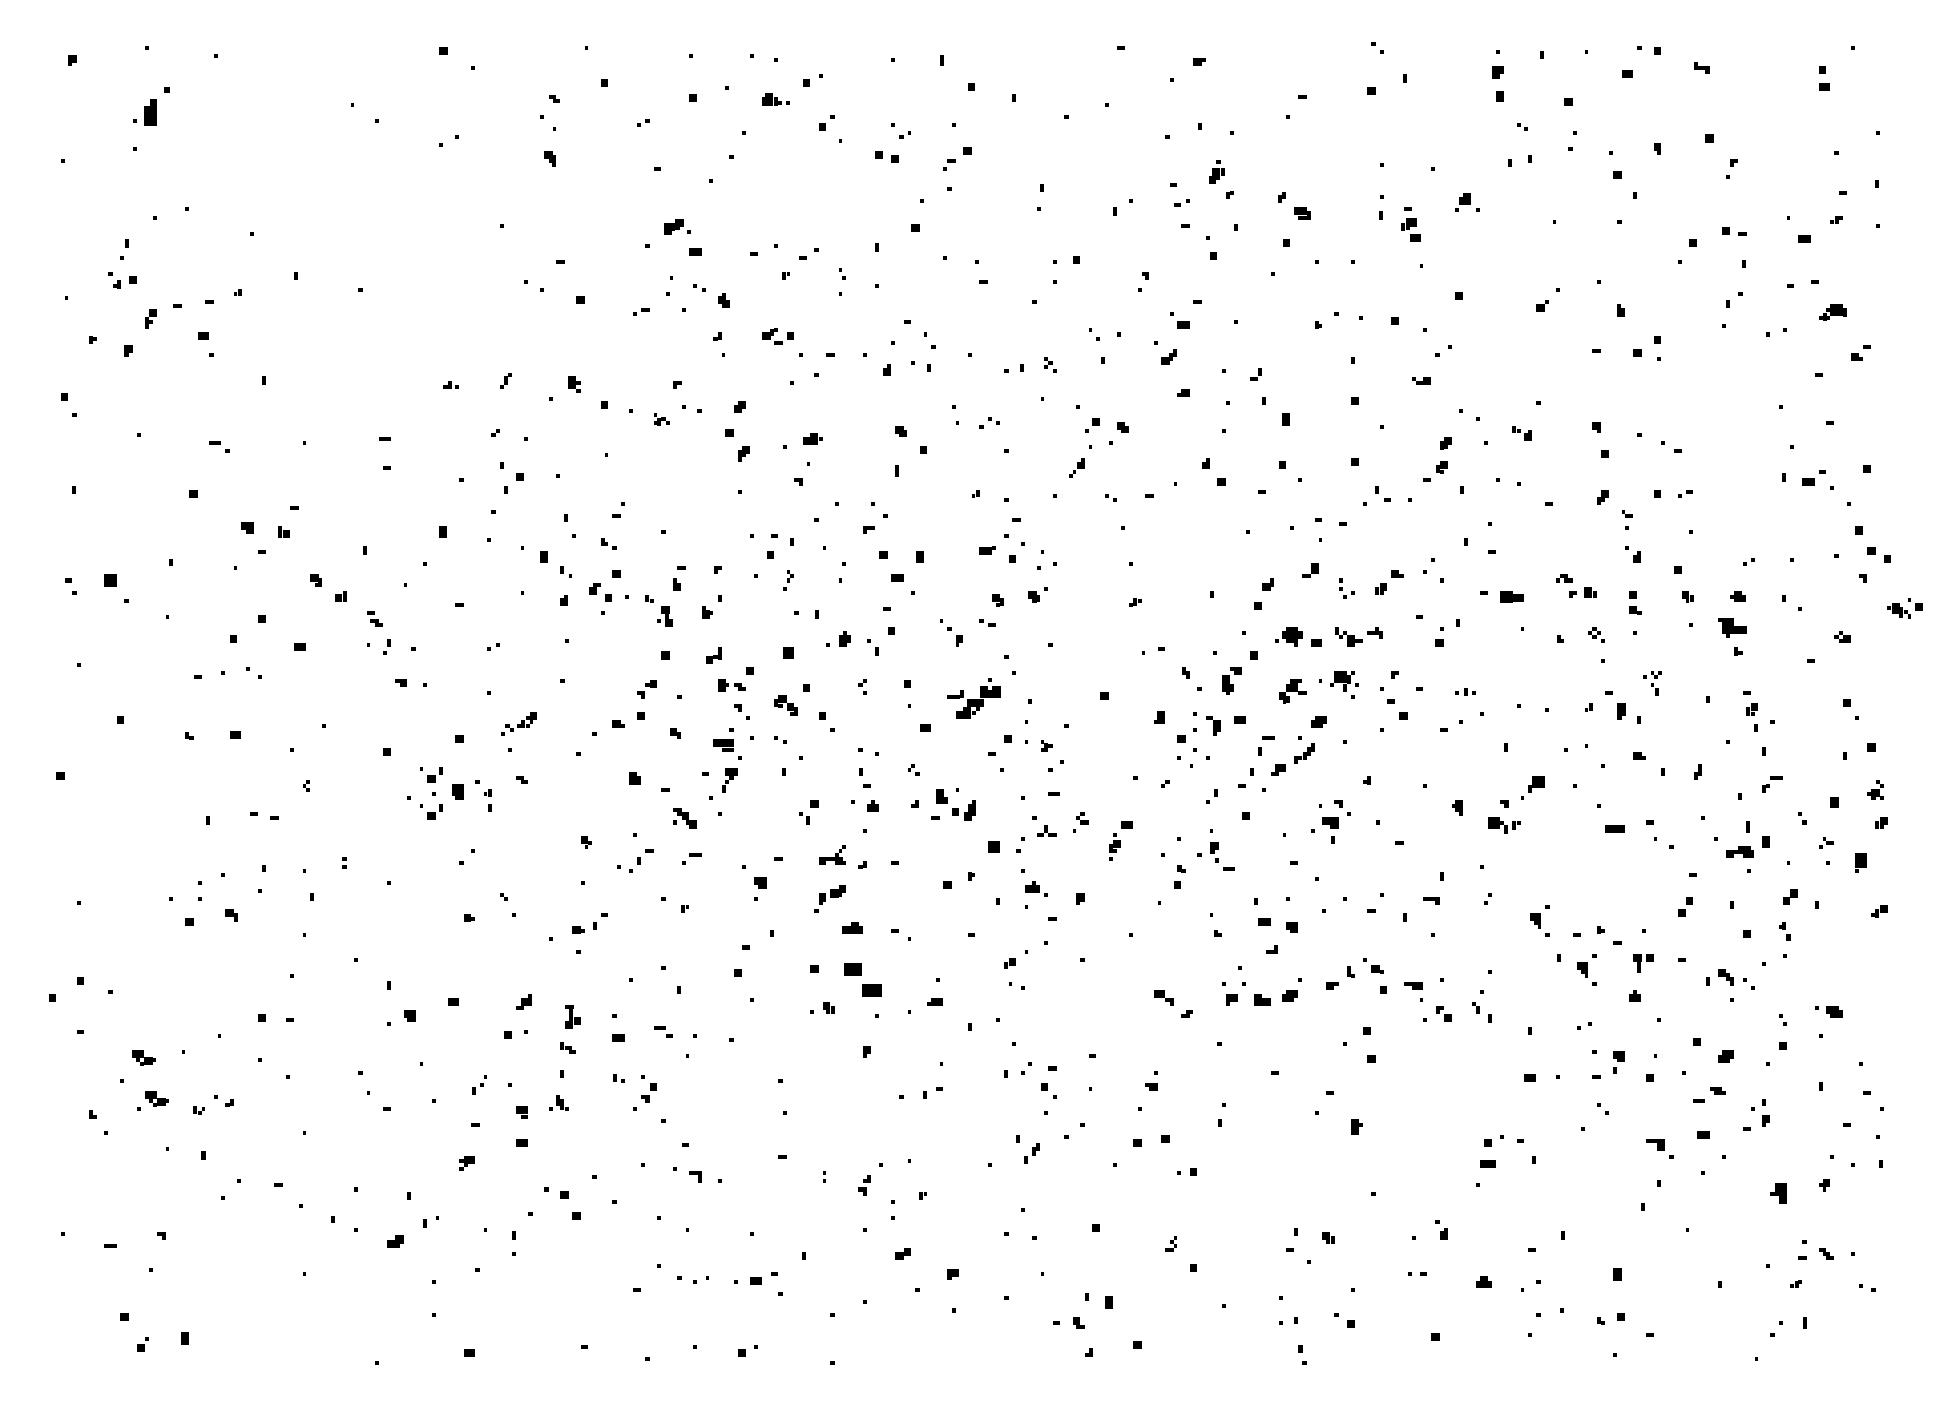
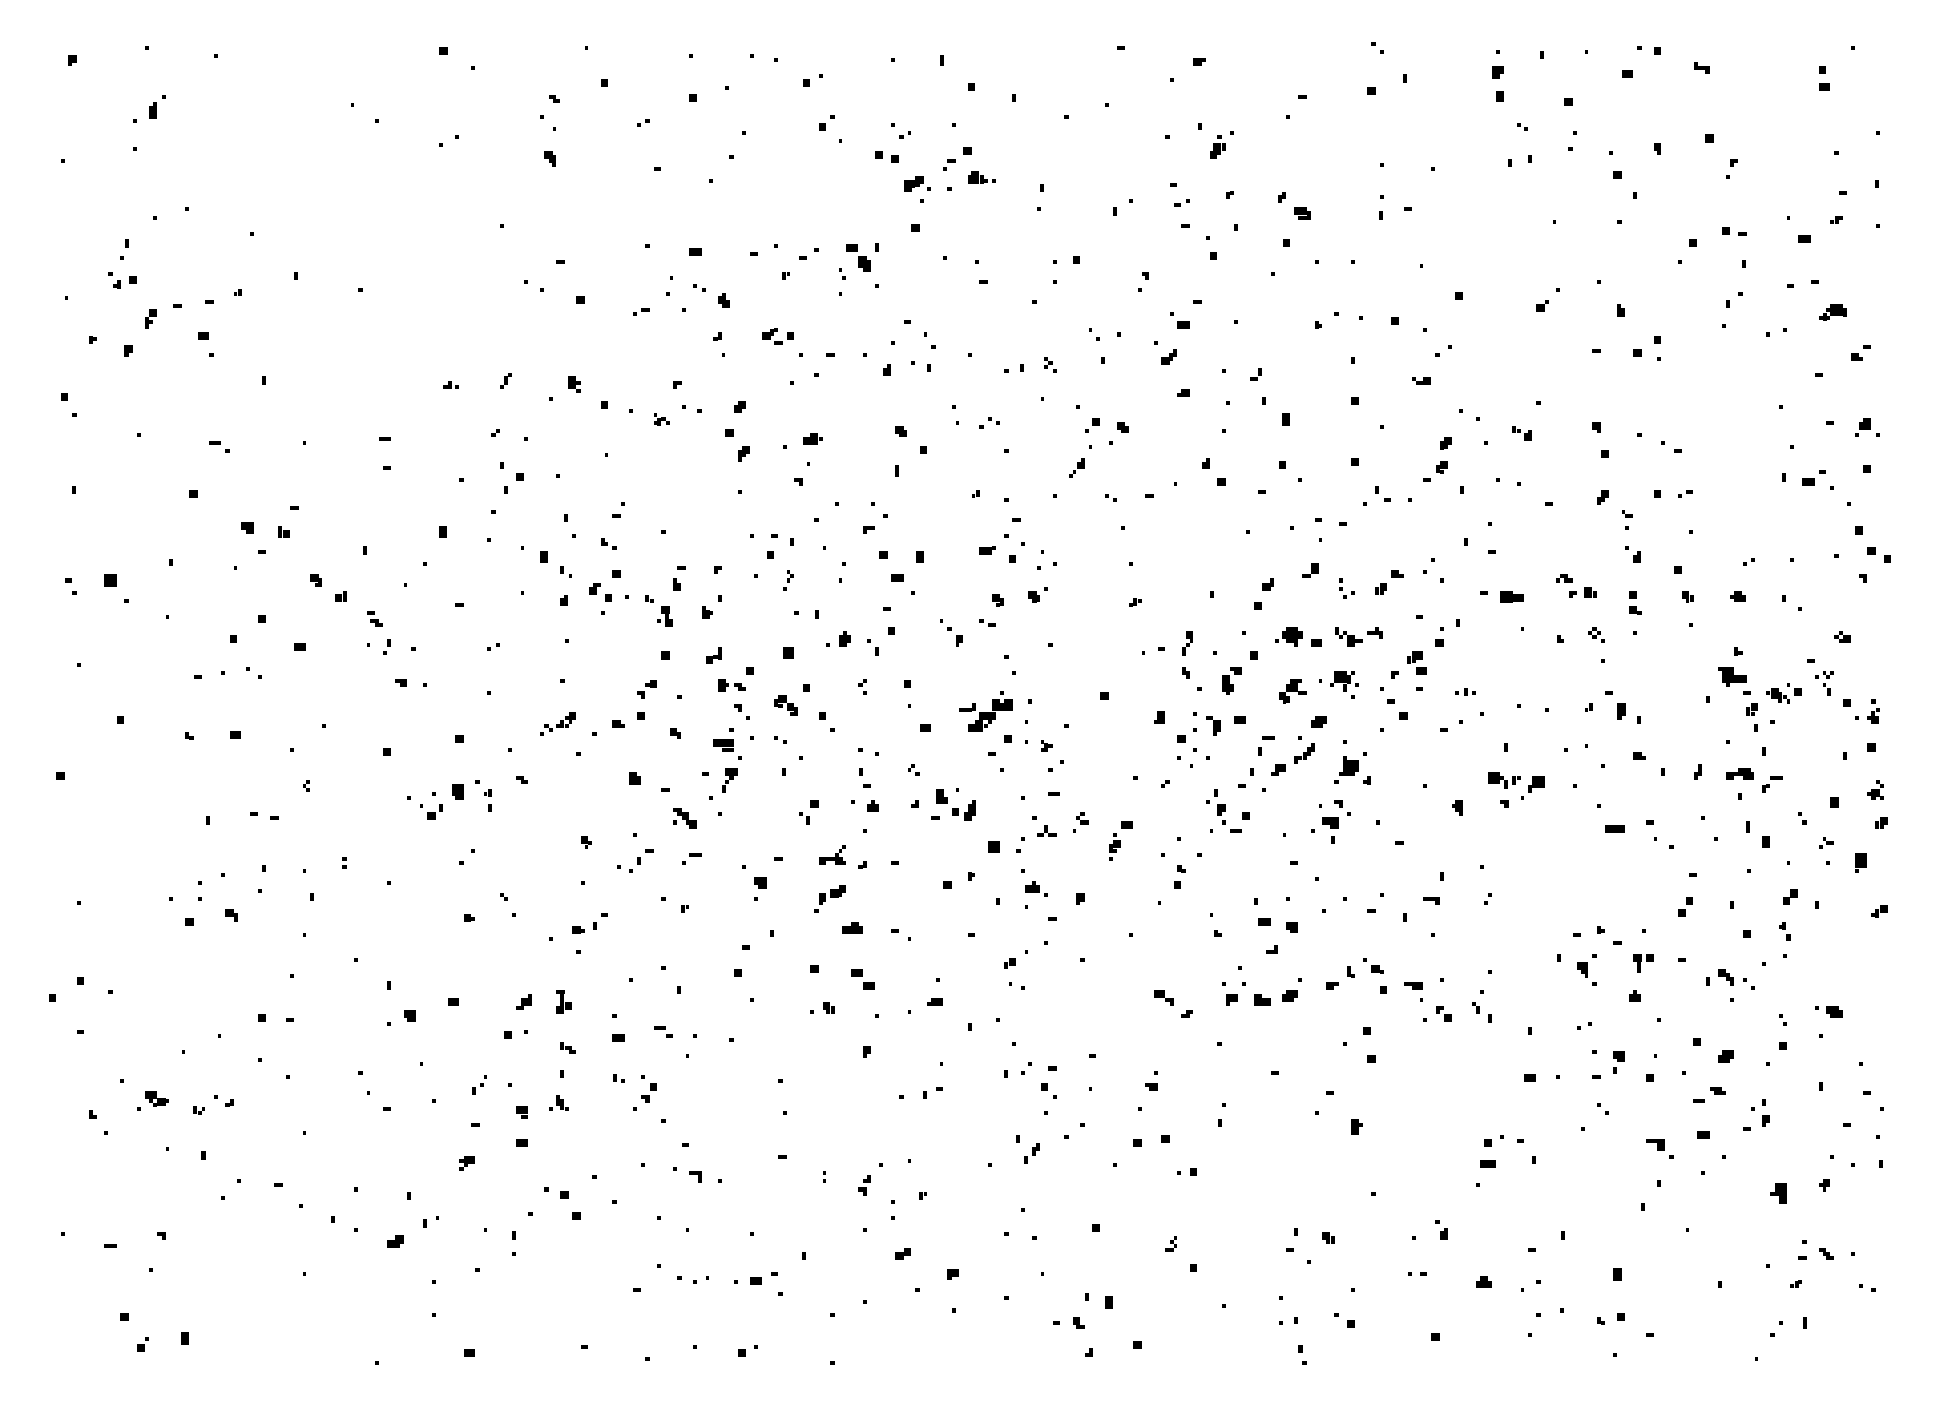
part position: (775, 99) -> (981, 177) (981, 177)
part size: 26x39 px -> 17x24 px (157, 106)
part position: (1216, 171) -> (1217, 146) (1217, 146)
part position: (1467, 202) -> (1867, 427) (1867, 427)
part position: (677, 226) -> (917, 183) (917, 183)
part position: (1410, 229) -> (1416, 662) (1416, 662)
part: none -> present (858, 257)
part position: (1904, 608) -> (1783, 693) (1783, 693)
part position: (1732, 627) -> (1732, 676) (1732, 676)
part: none -> present (1187, 643)
part position: (1652, 683) -> (1824, 683) (1824, 683)
part position: (973, 698) -> (985, 711) (985, 711)
part: none -> present (1873, 711)
part position: (518, 723) -> (557, 723) (557, 723)
part: none -> present (1350, 767)
part: present -> none (431, 774)
part position: (1504, 825) -> (1504, 780) (1504, 780)
part position: (1739, 851) -> (1739, 773) (1739, 773)
part position: (1222, 856) -> (1229, 818) (1229, 818)
part: present -> none (1539, 920)
part size: 38x34 px -> 24x21 px (862, 979)
part position: (572, 1016) -> (563, 1001) (563, 1001)
part: present -> none (143, 1057)
